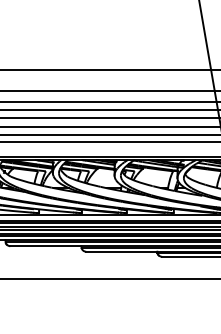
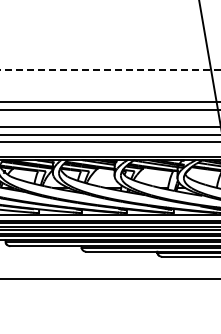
line: solid -> dashed (110, 70)
line: present -> none (109, 90)
line: present -> none (109, 118)
